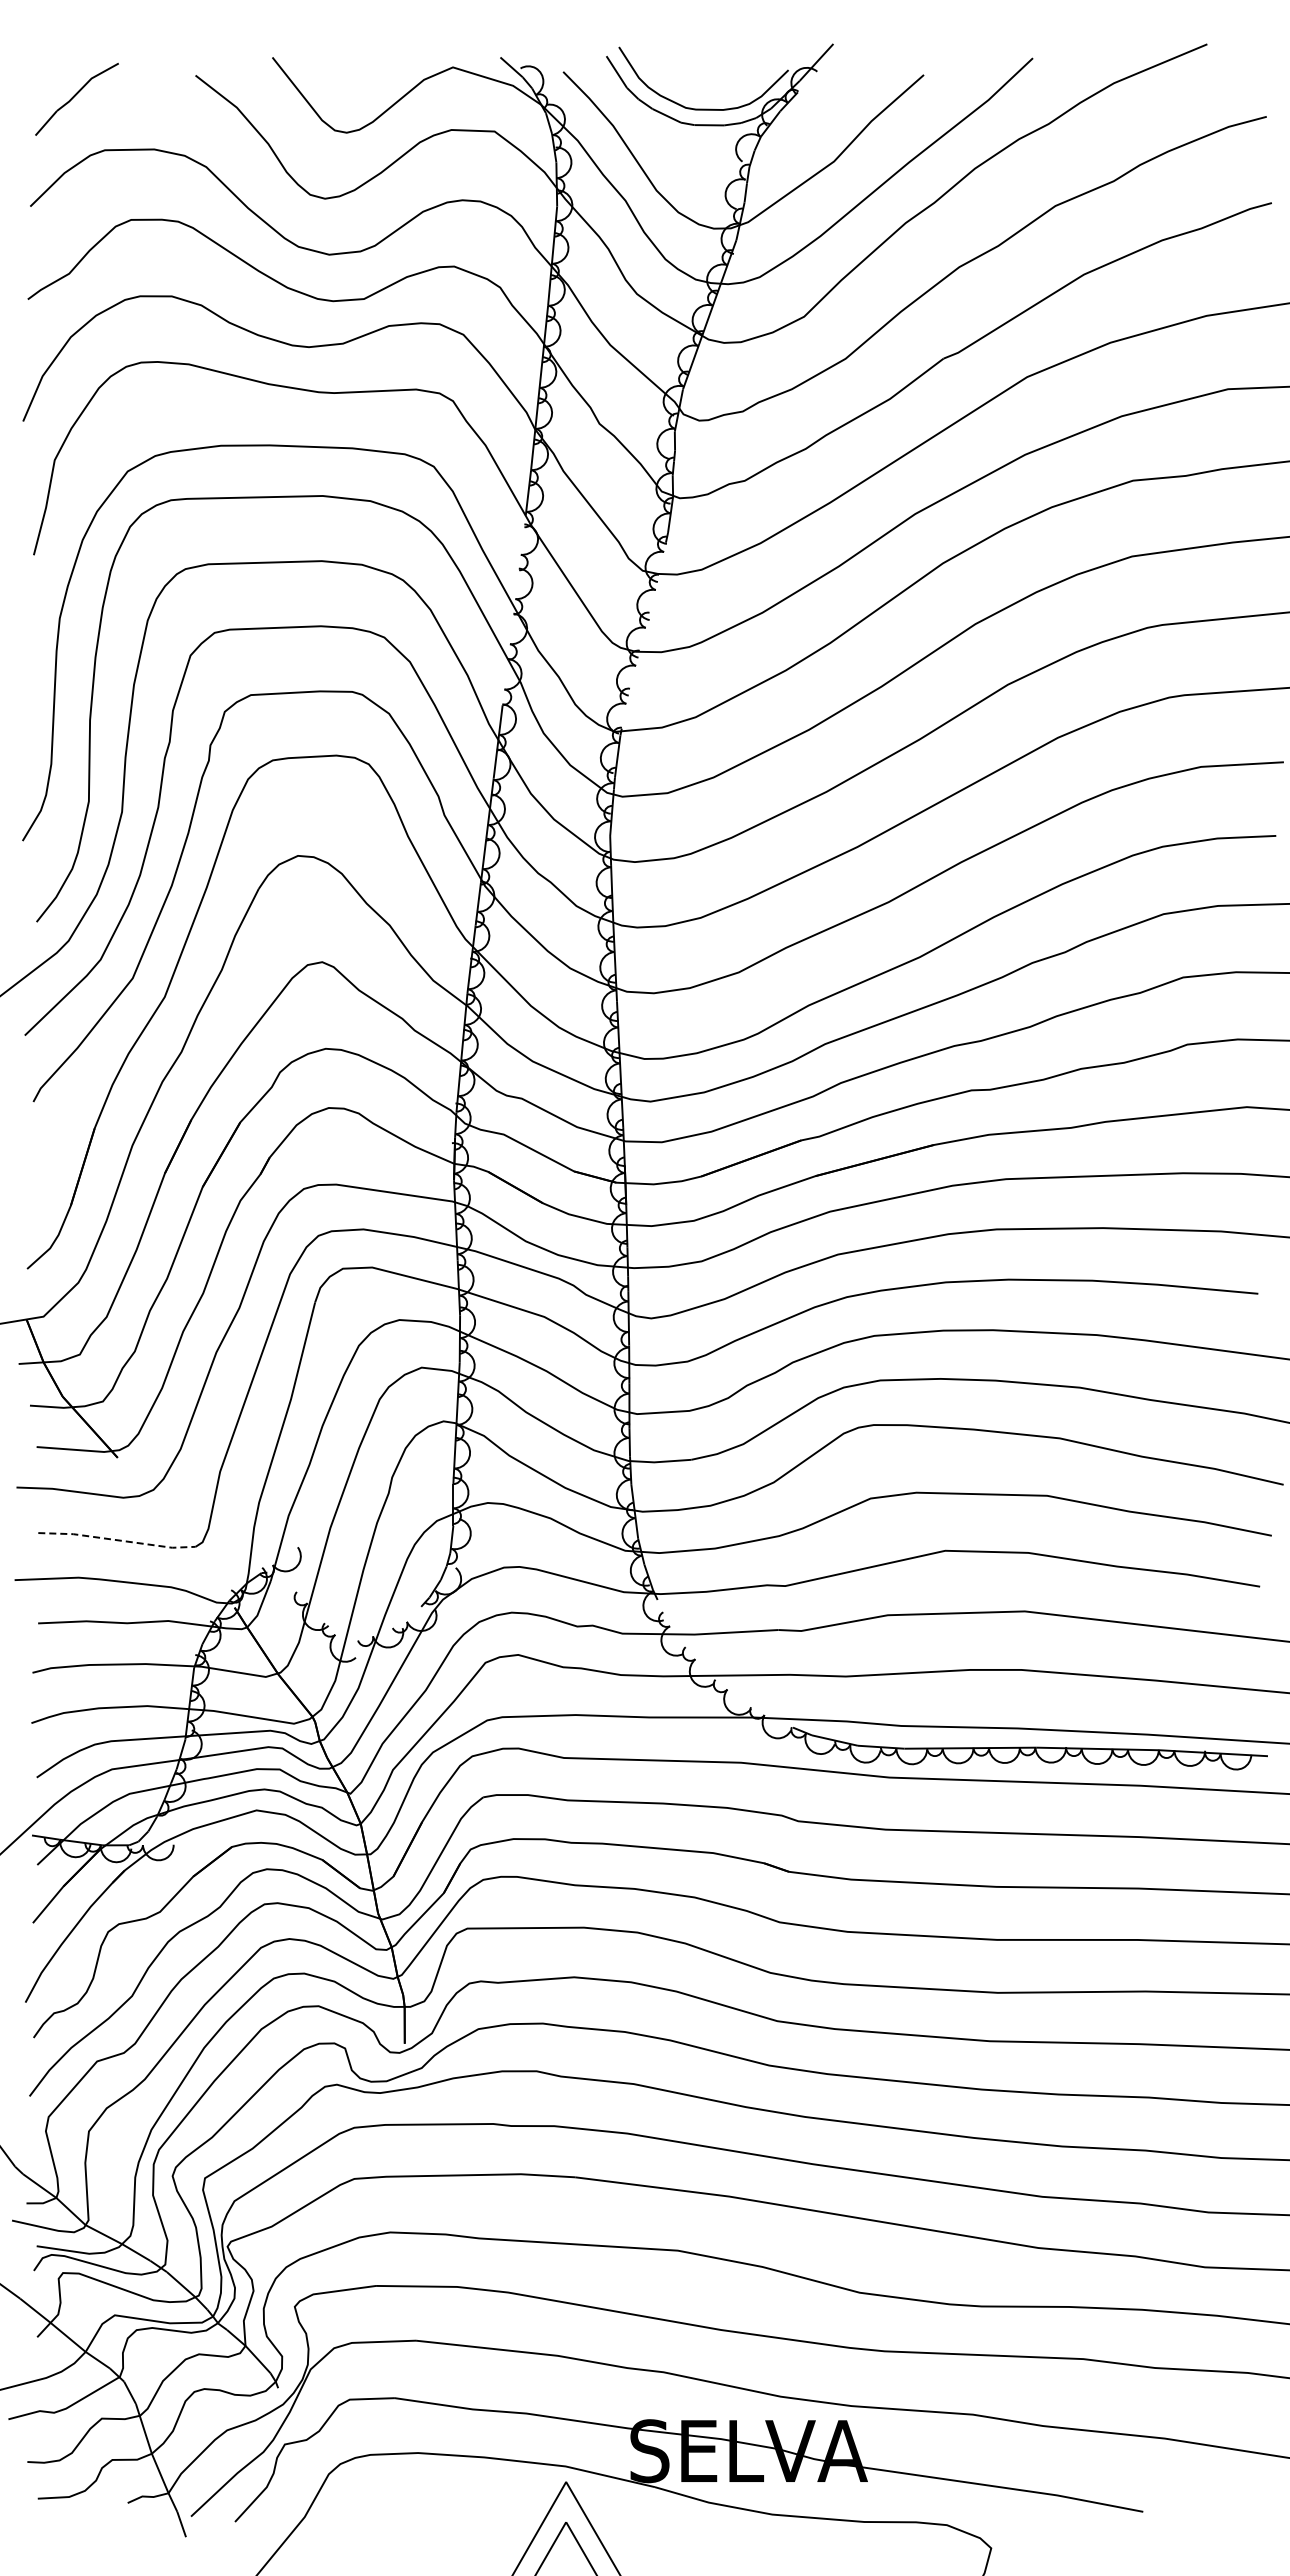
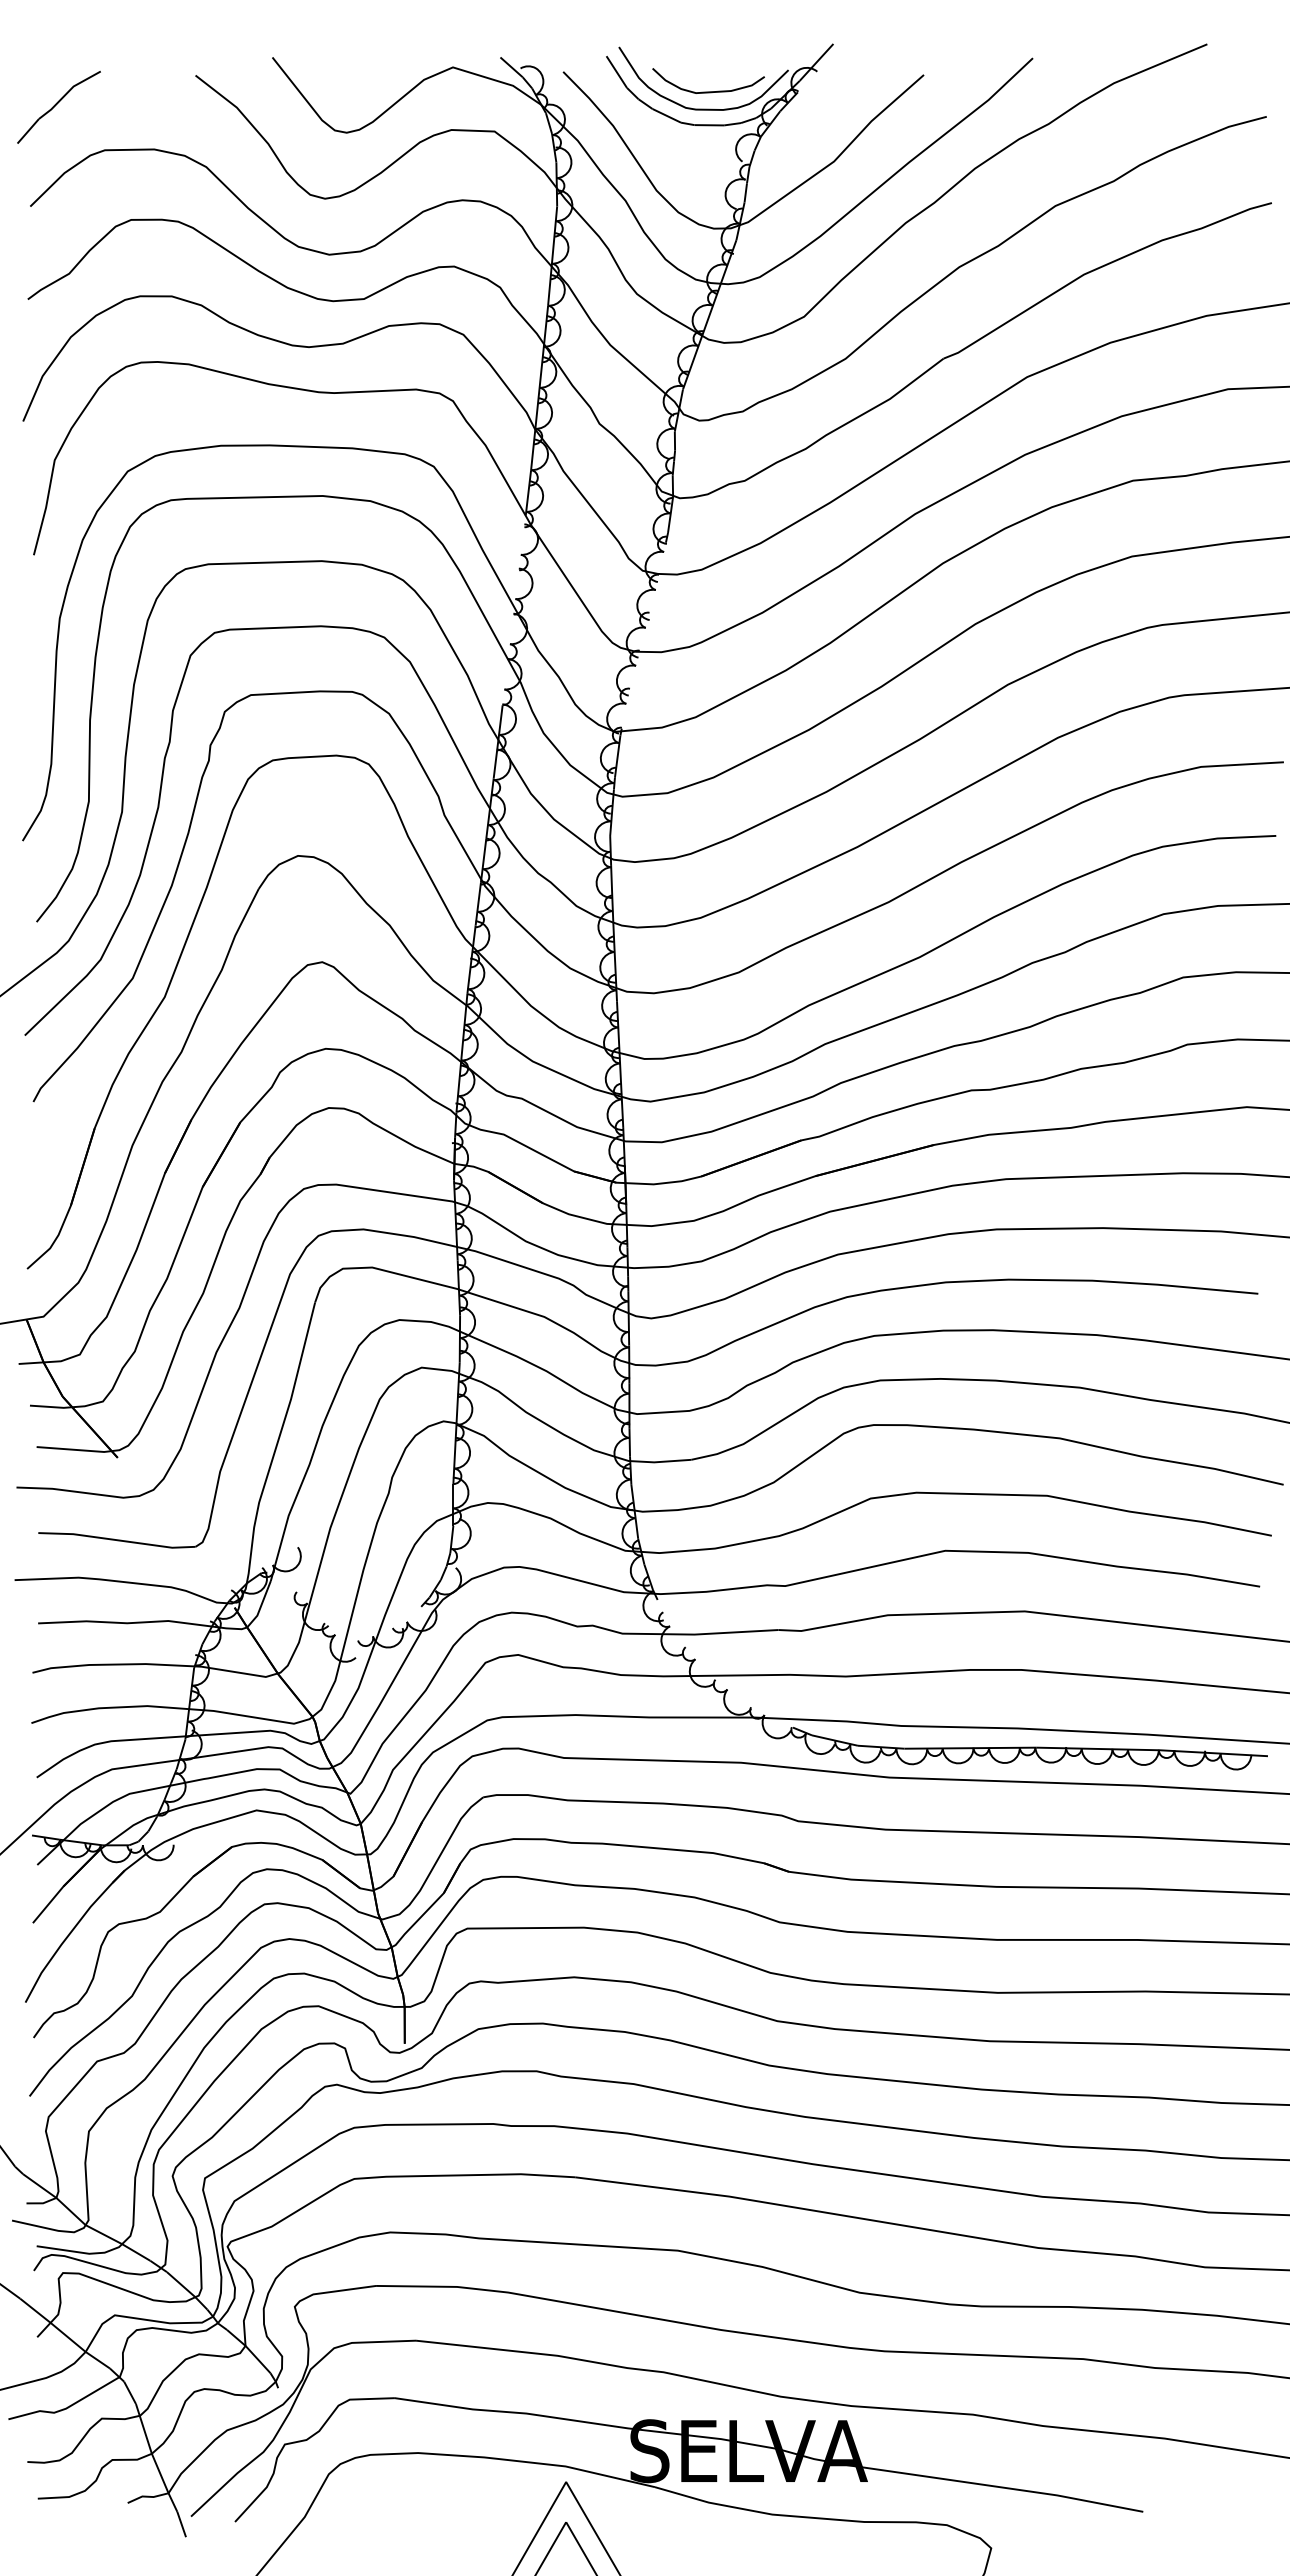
curve: none -> present (708, 91)
part position: (76, 98) -> (58, 106) (58, 106)
line: dashed -> solid (116, 1540)
